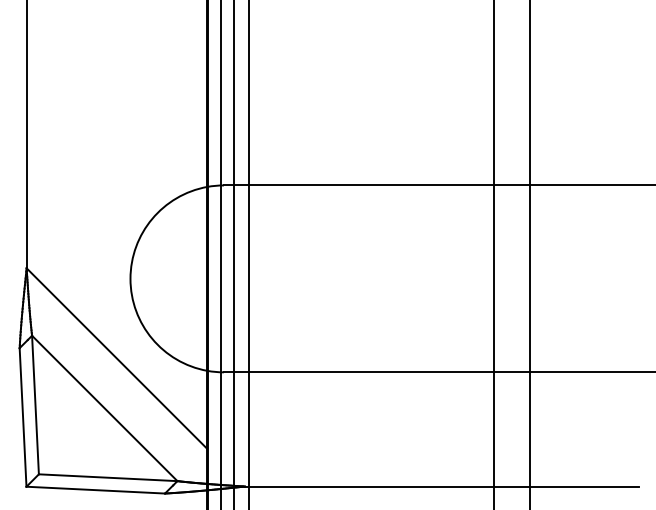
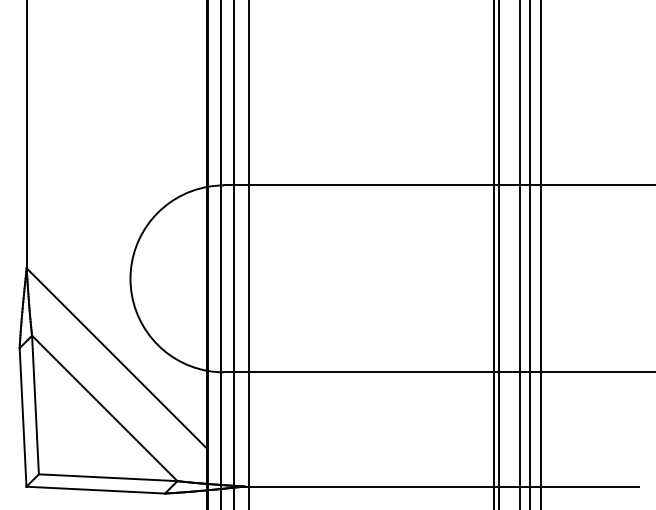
line: none -> present (499, 254)
line: none -> present (519, 254)
line: none -> present (540, 254)
